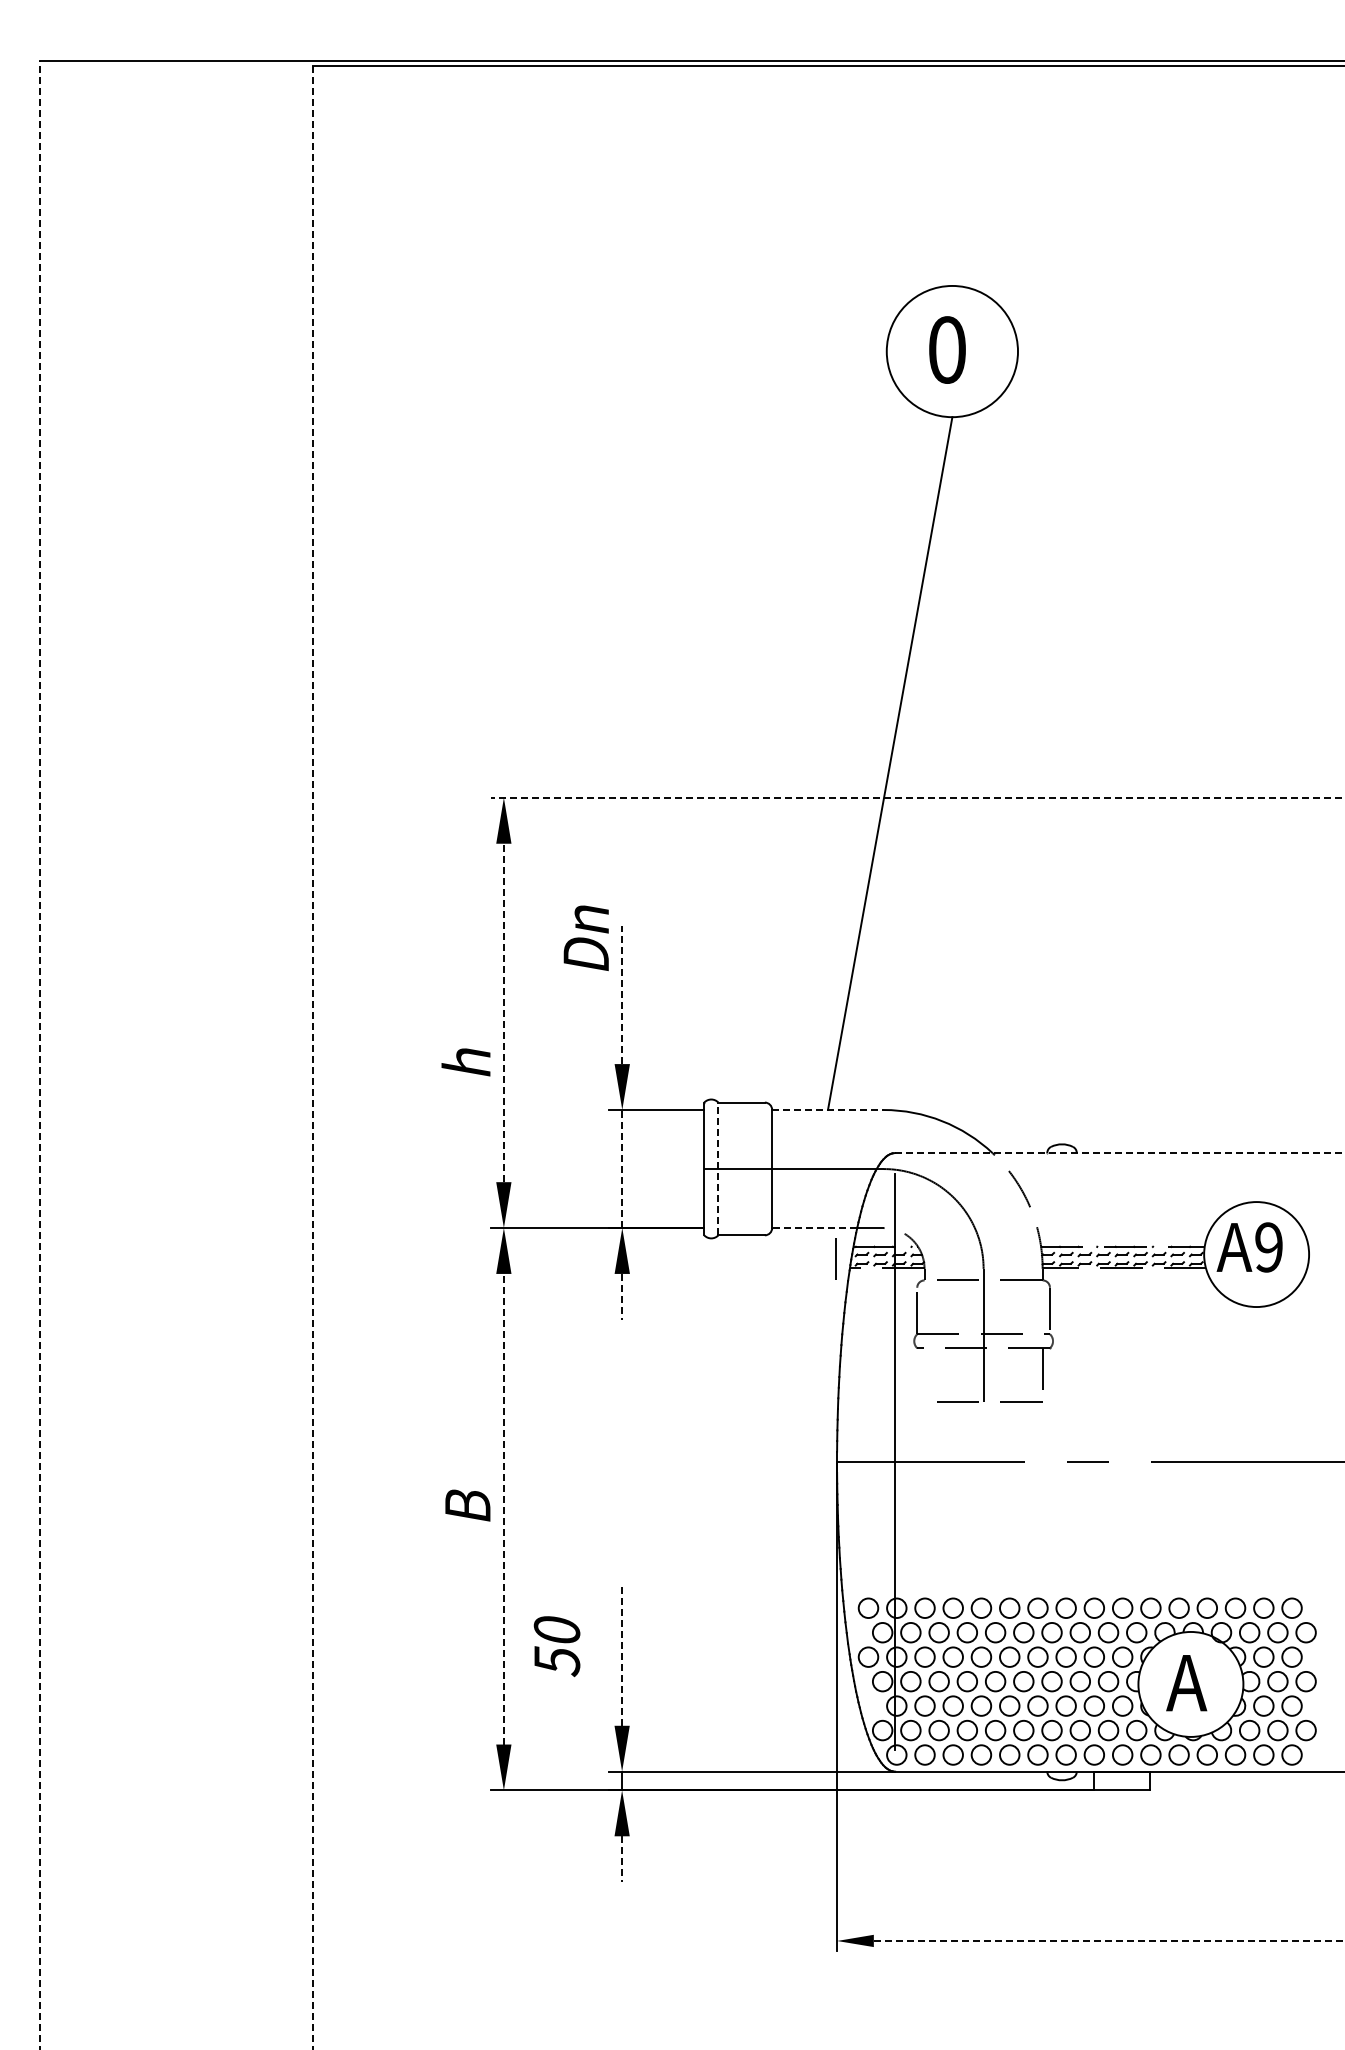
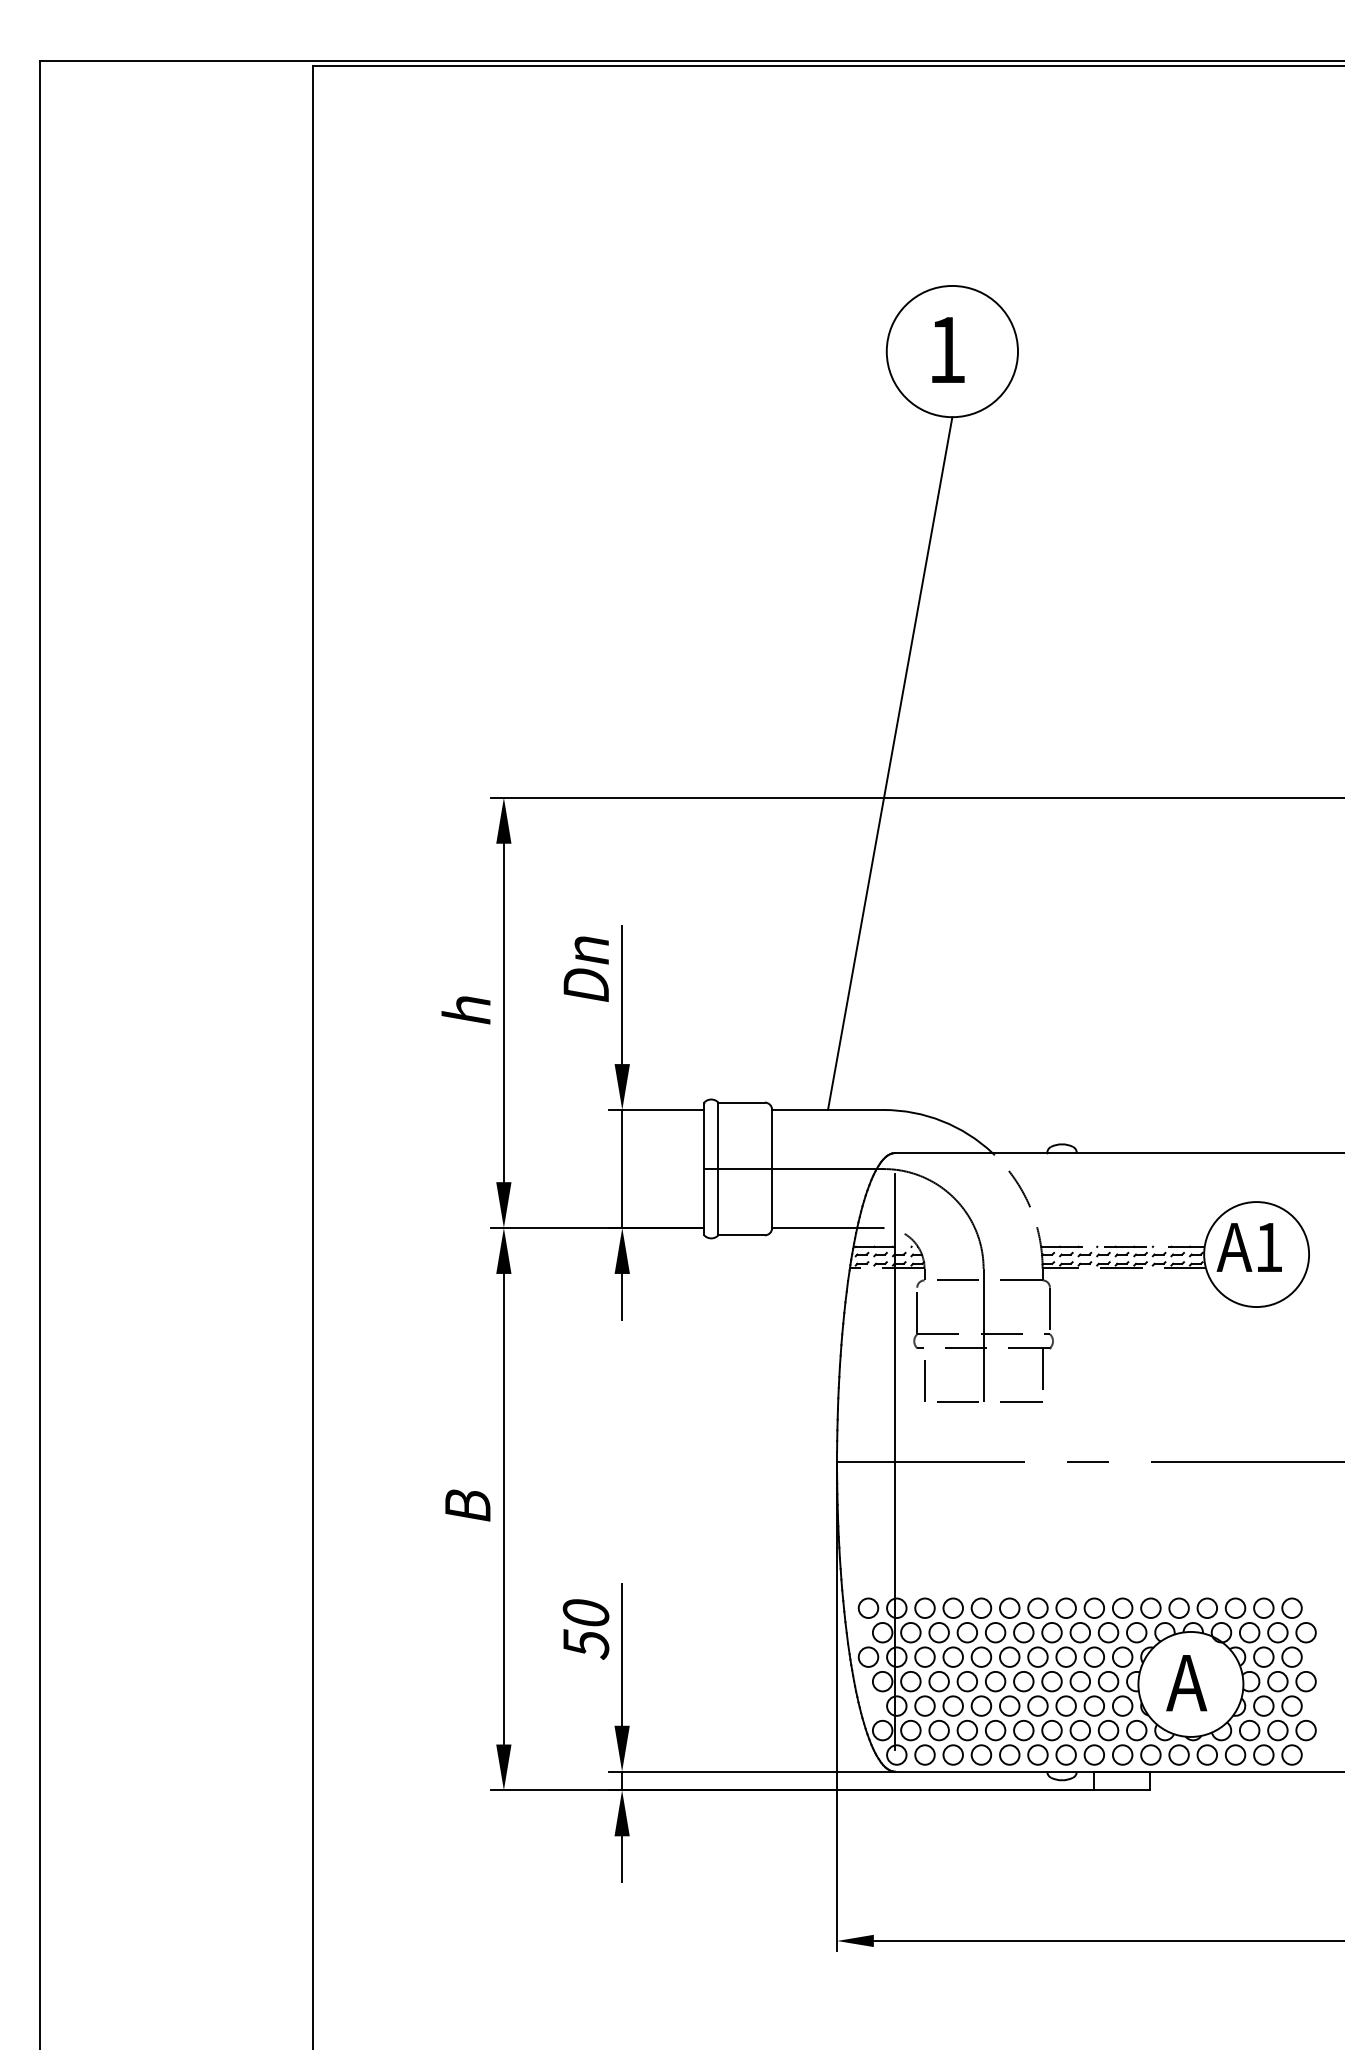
text: 0 -> 1 (947, 349)
line: dashed -> solid (917, 797)
text position: (585, 938) -> (585, 969) (585, 969)
line: dashed -> solid (622, 994)
line: dashed -> solid (503, 1012)
line: dashed -> solid (40, 1055)
line: dashed -> solid (312, 1057)
text position: (465, 1062) -> (465, 1010) (465, 1010)
line: dashed -> solid (828, 1109)
line: dashed -> solid (1119, 1153)
line: dashed -> solid (622, 1168)
line: dashed -> solid (718, 1168)
line: dashed -> solid (814, 1228)
text: 9 -> 1 (1268, 1247)
line position: (835, 1258) -> (924, 1380) (924, 1380)
line: dashed -> solid (622, 1296)
line: dashed -> solid (503, 1508)
text position: (556, 1646) -> (585, 1629) (585, 1629)
line: dashed -> solid (622, 1655)
line: dashed -> solid (622, 1859)
line: dashed -> solid (1109, 1940)
